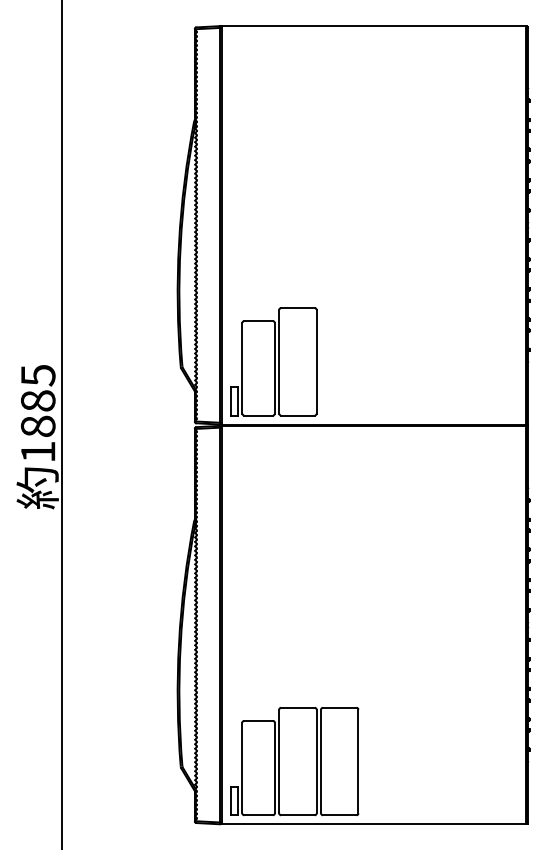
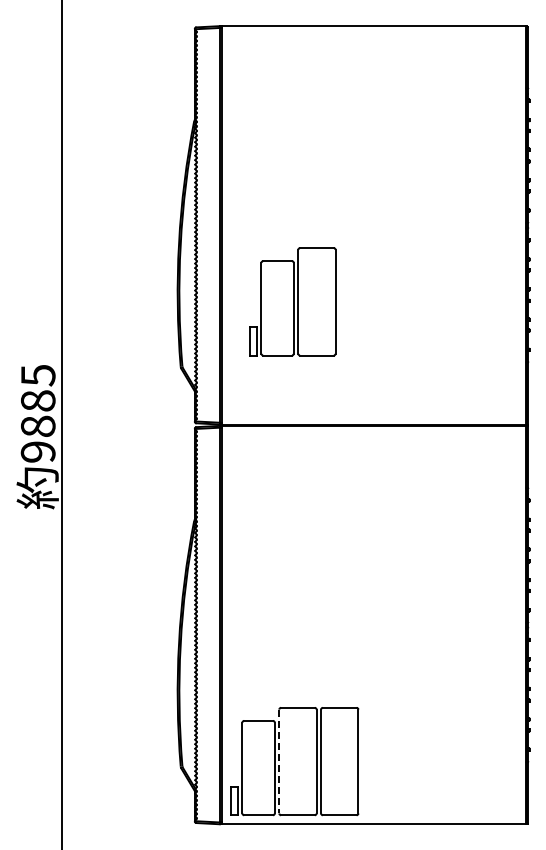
part position: (273, 361) -> (292, 301) (292, 301)
text: 1885 -> 9885 (37, 451)
line: solid -> dashed (279, 761)
